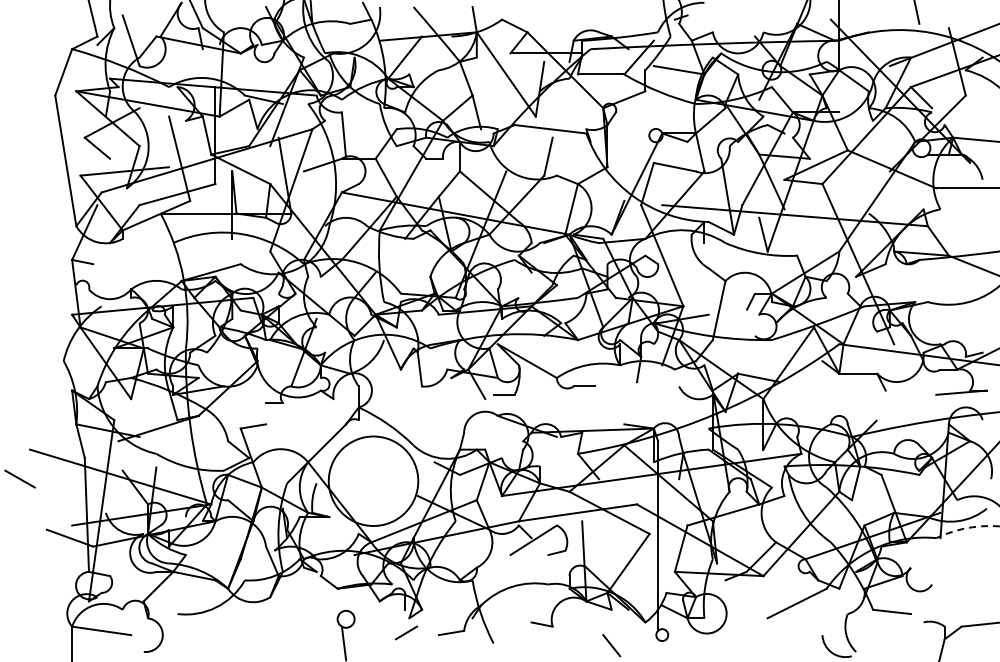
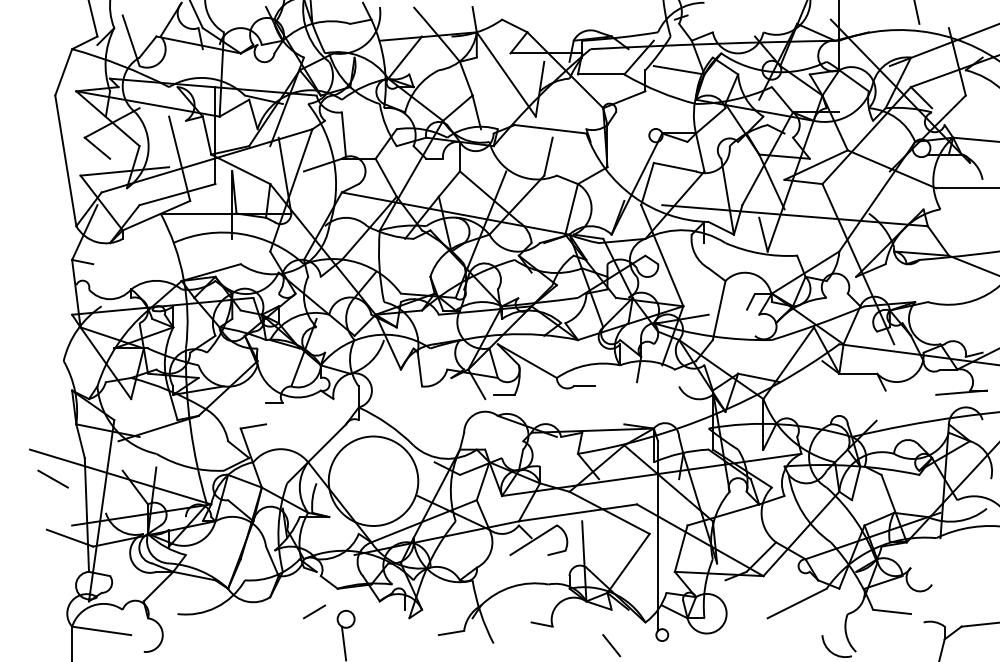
line position: (19, 478) -> (52, 478) (52, 478)
arc: dashed -> solid (967, 528)
line position: (406, 632) -> (314, 611) (314, 611)
